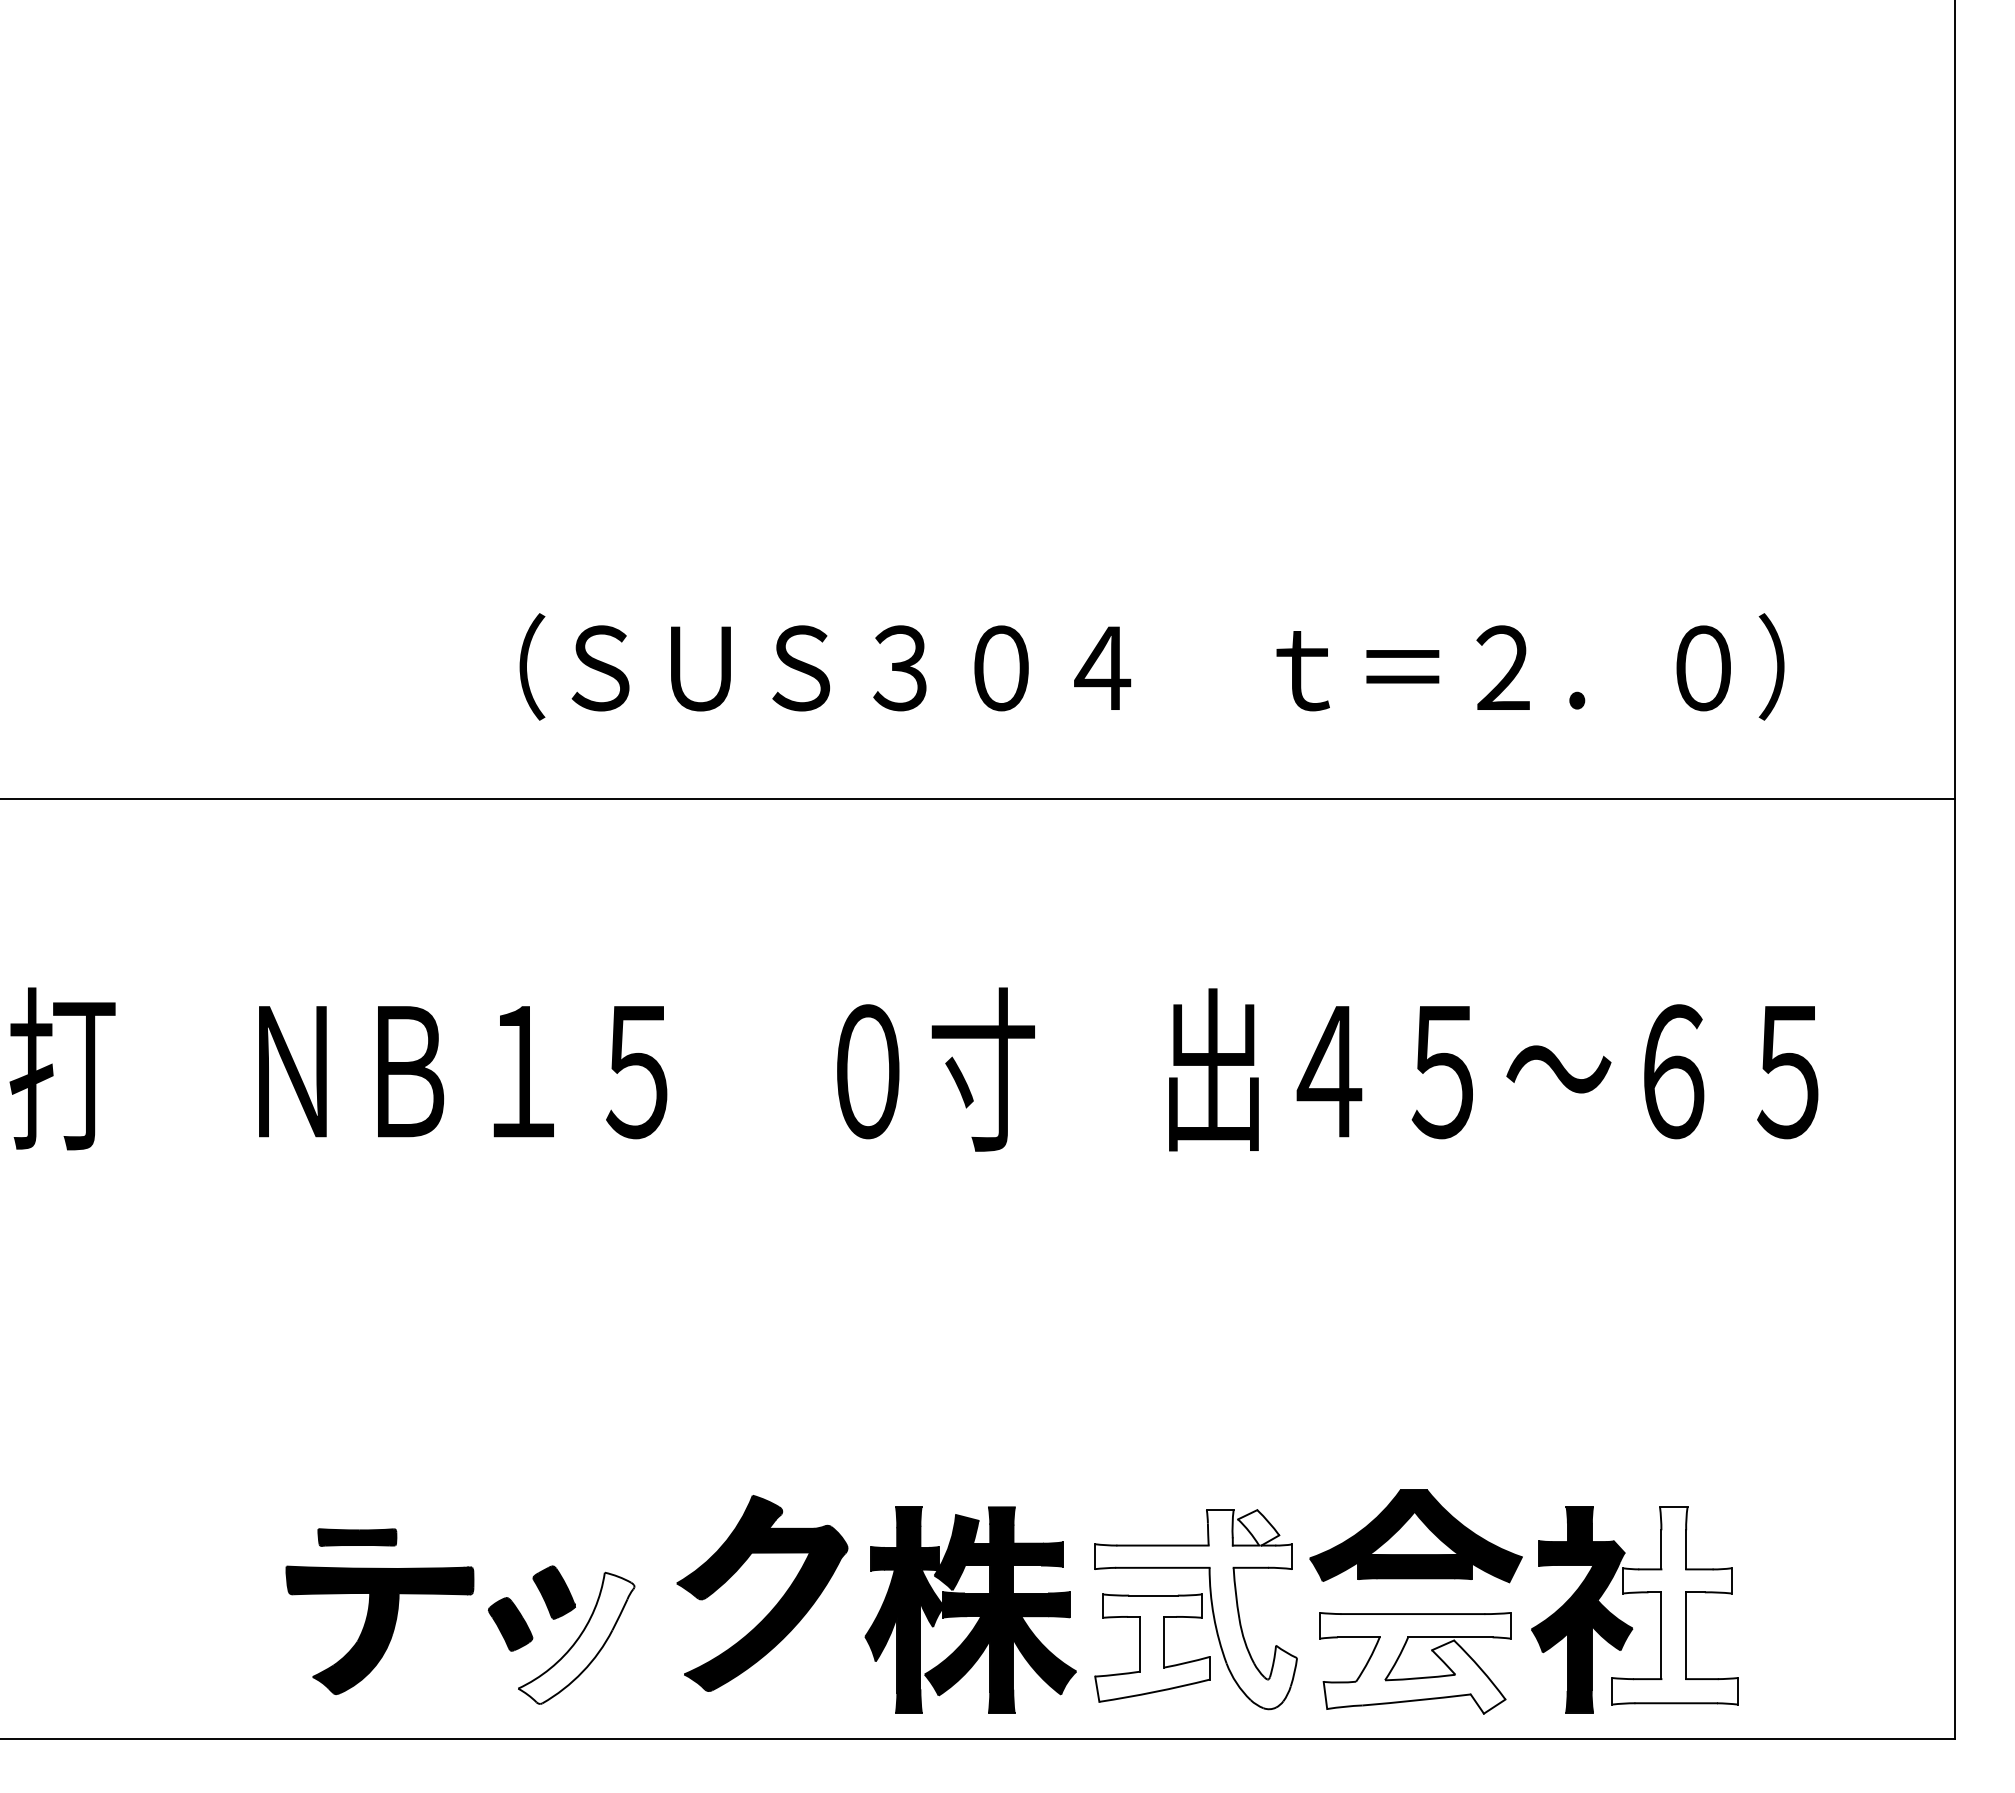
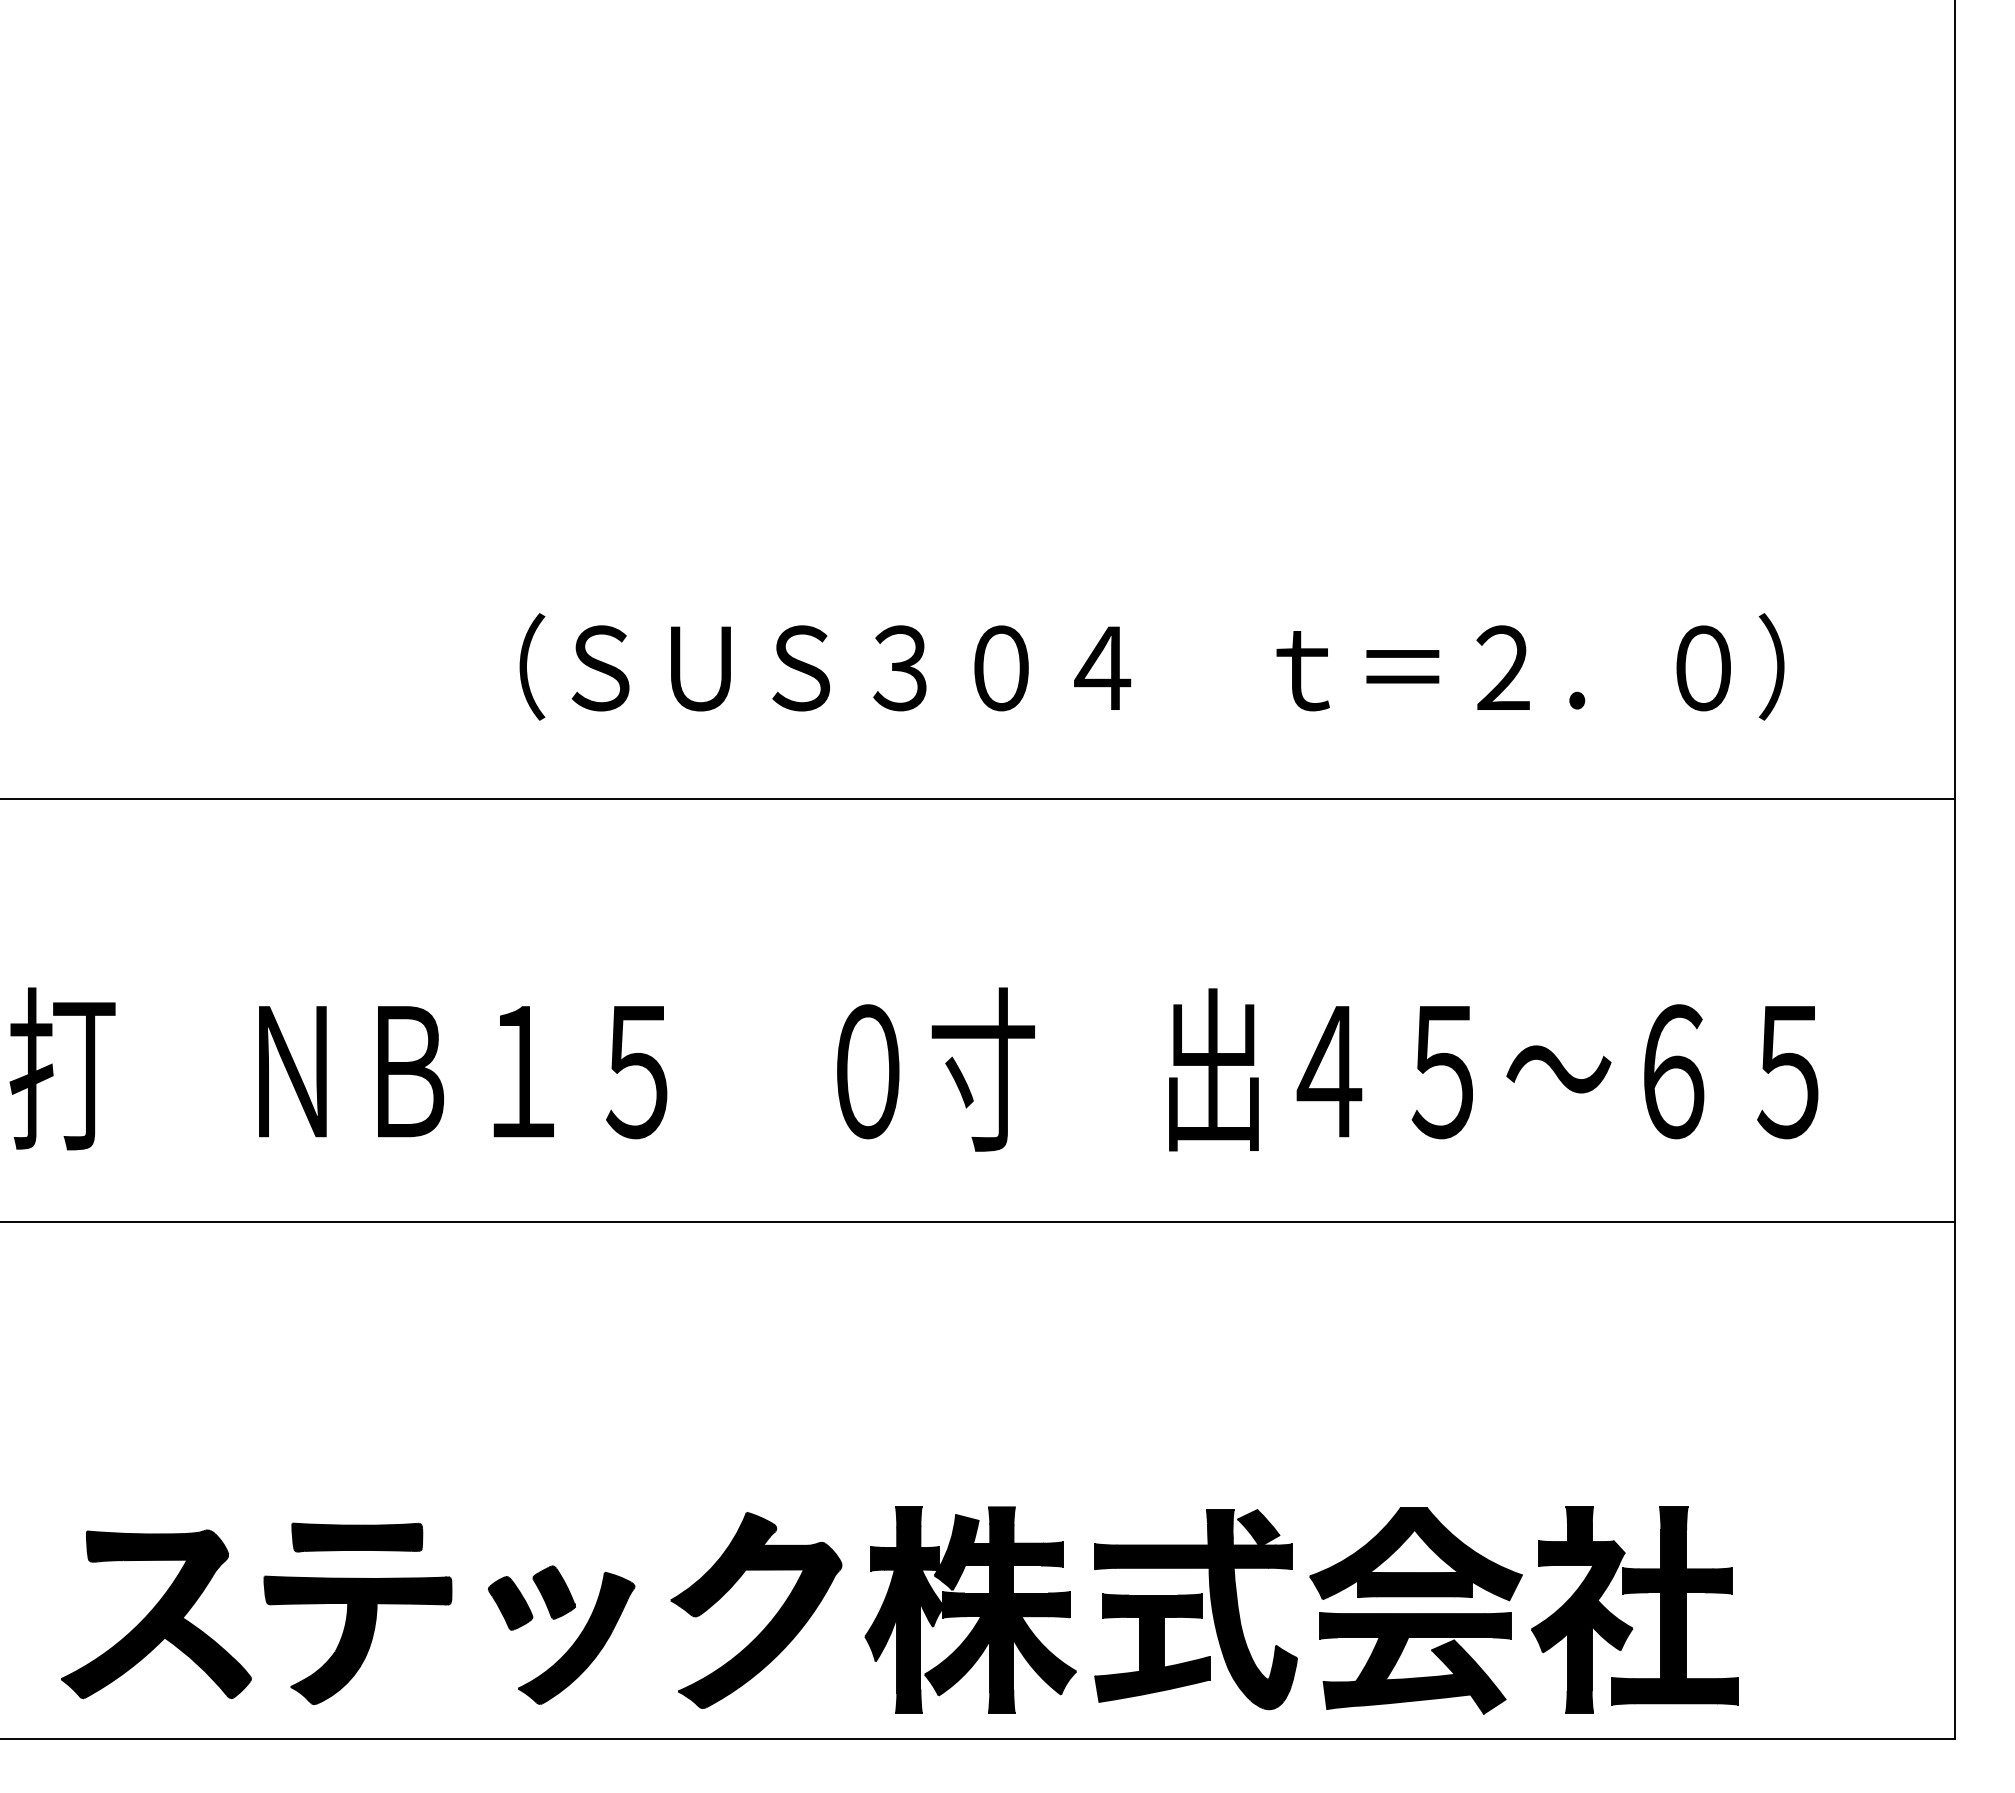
line: none -> present (978, 1221)
part position: (1415, 1536) -> (1415, 1554) (1415, 1554)
part size: 81x19 px -> 133x31 px (357, 1537)
part position: (777, 1602) -> (771, 1619) (771, 1619)
fill: none -> present (1674, 1605)
fill: none -> present (1195, 1609)
part: none -> present (156, 1614)
part position: (510, 1624) -> (510, 1603) (510, 1603)
part position: (379, 1629) -> (357, 1639) (357, 1639)
fill: none -> present (576, 1637)
fill: none -> present (1152, 1647)
fill: none -> present (1415, 1662)
